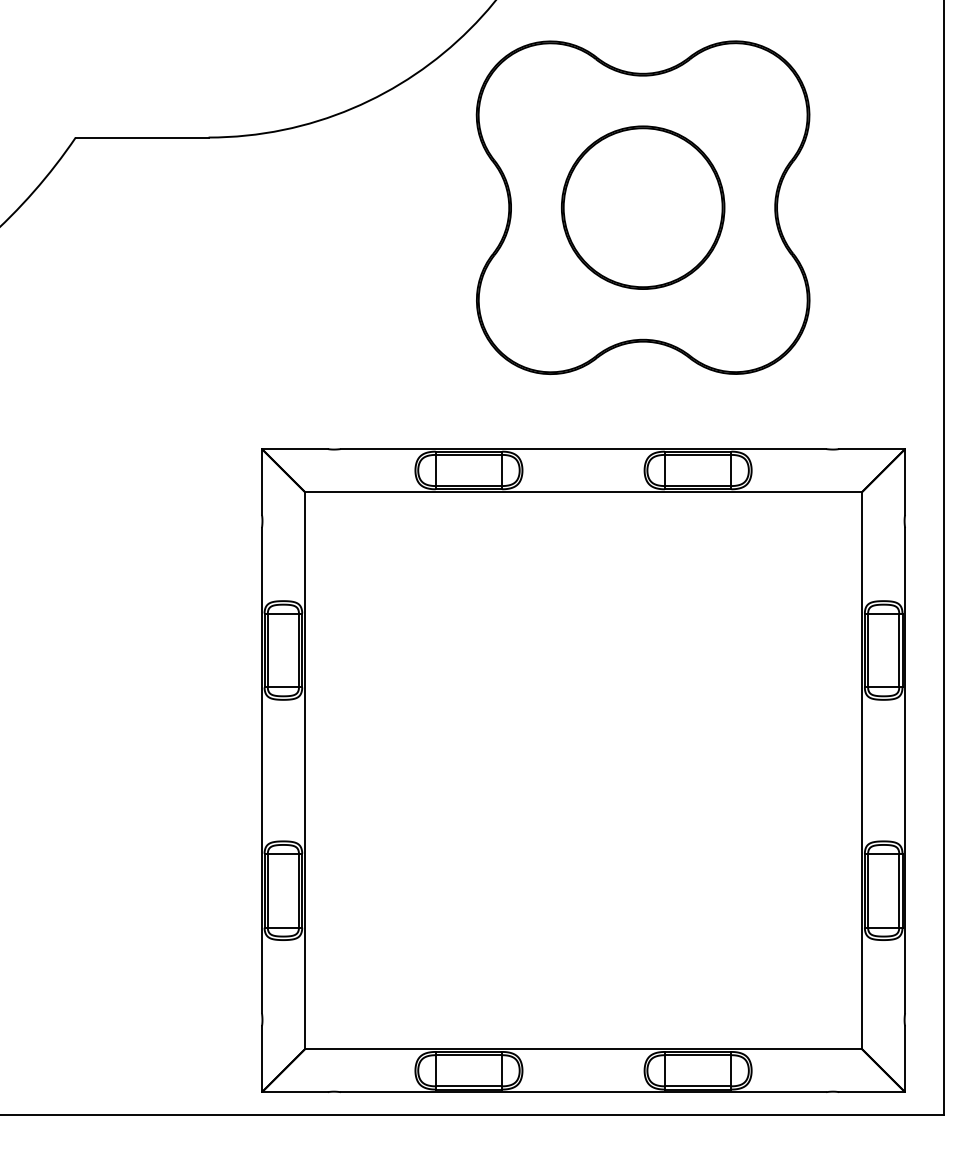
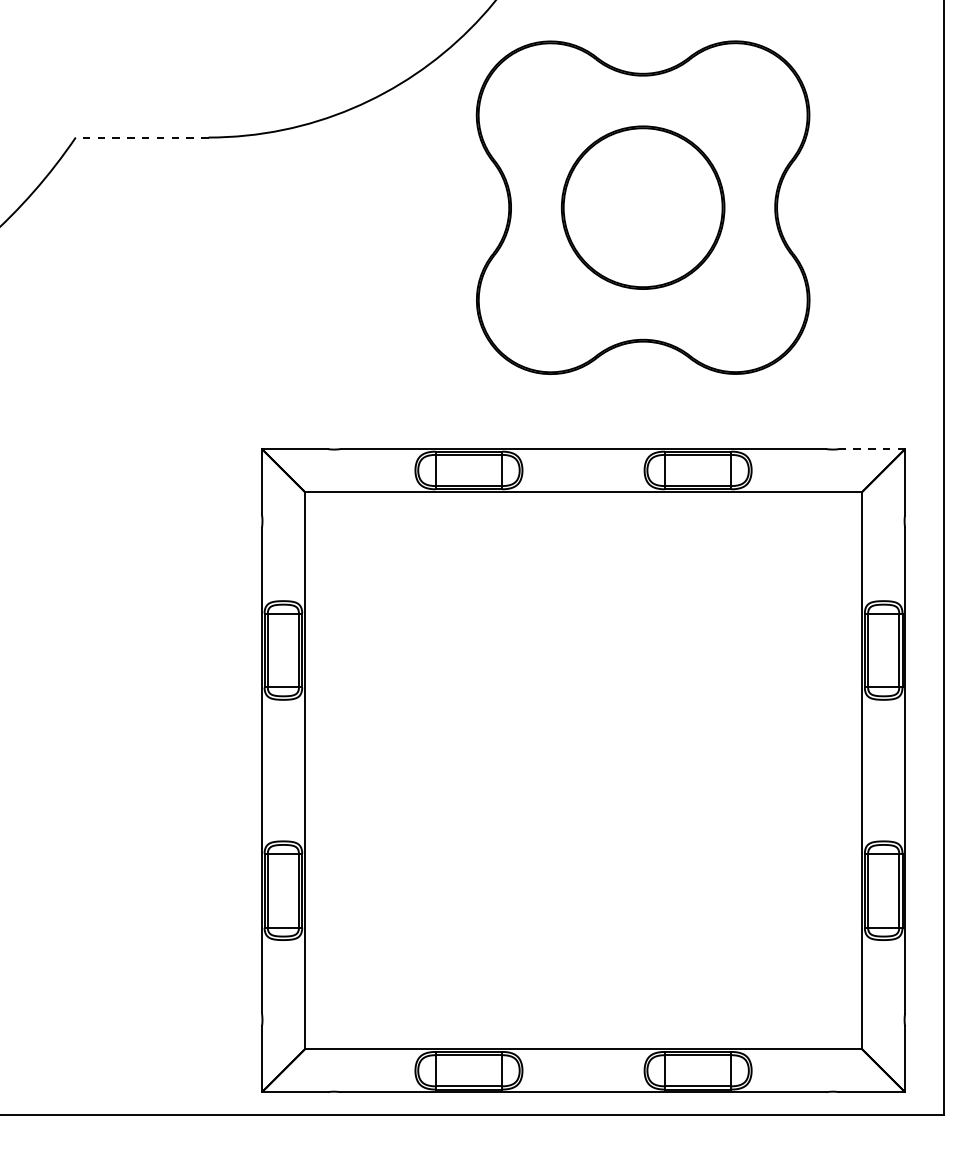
line: solid -> dashed (141, 137)
line: solid -> dashed (872, 449)
